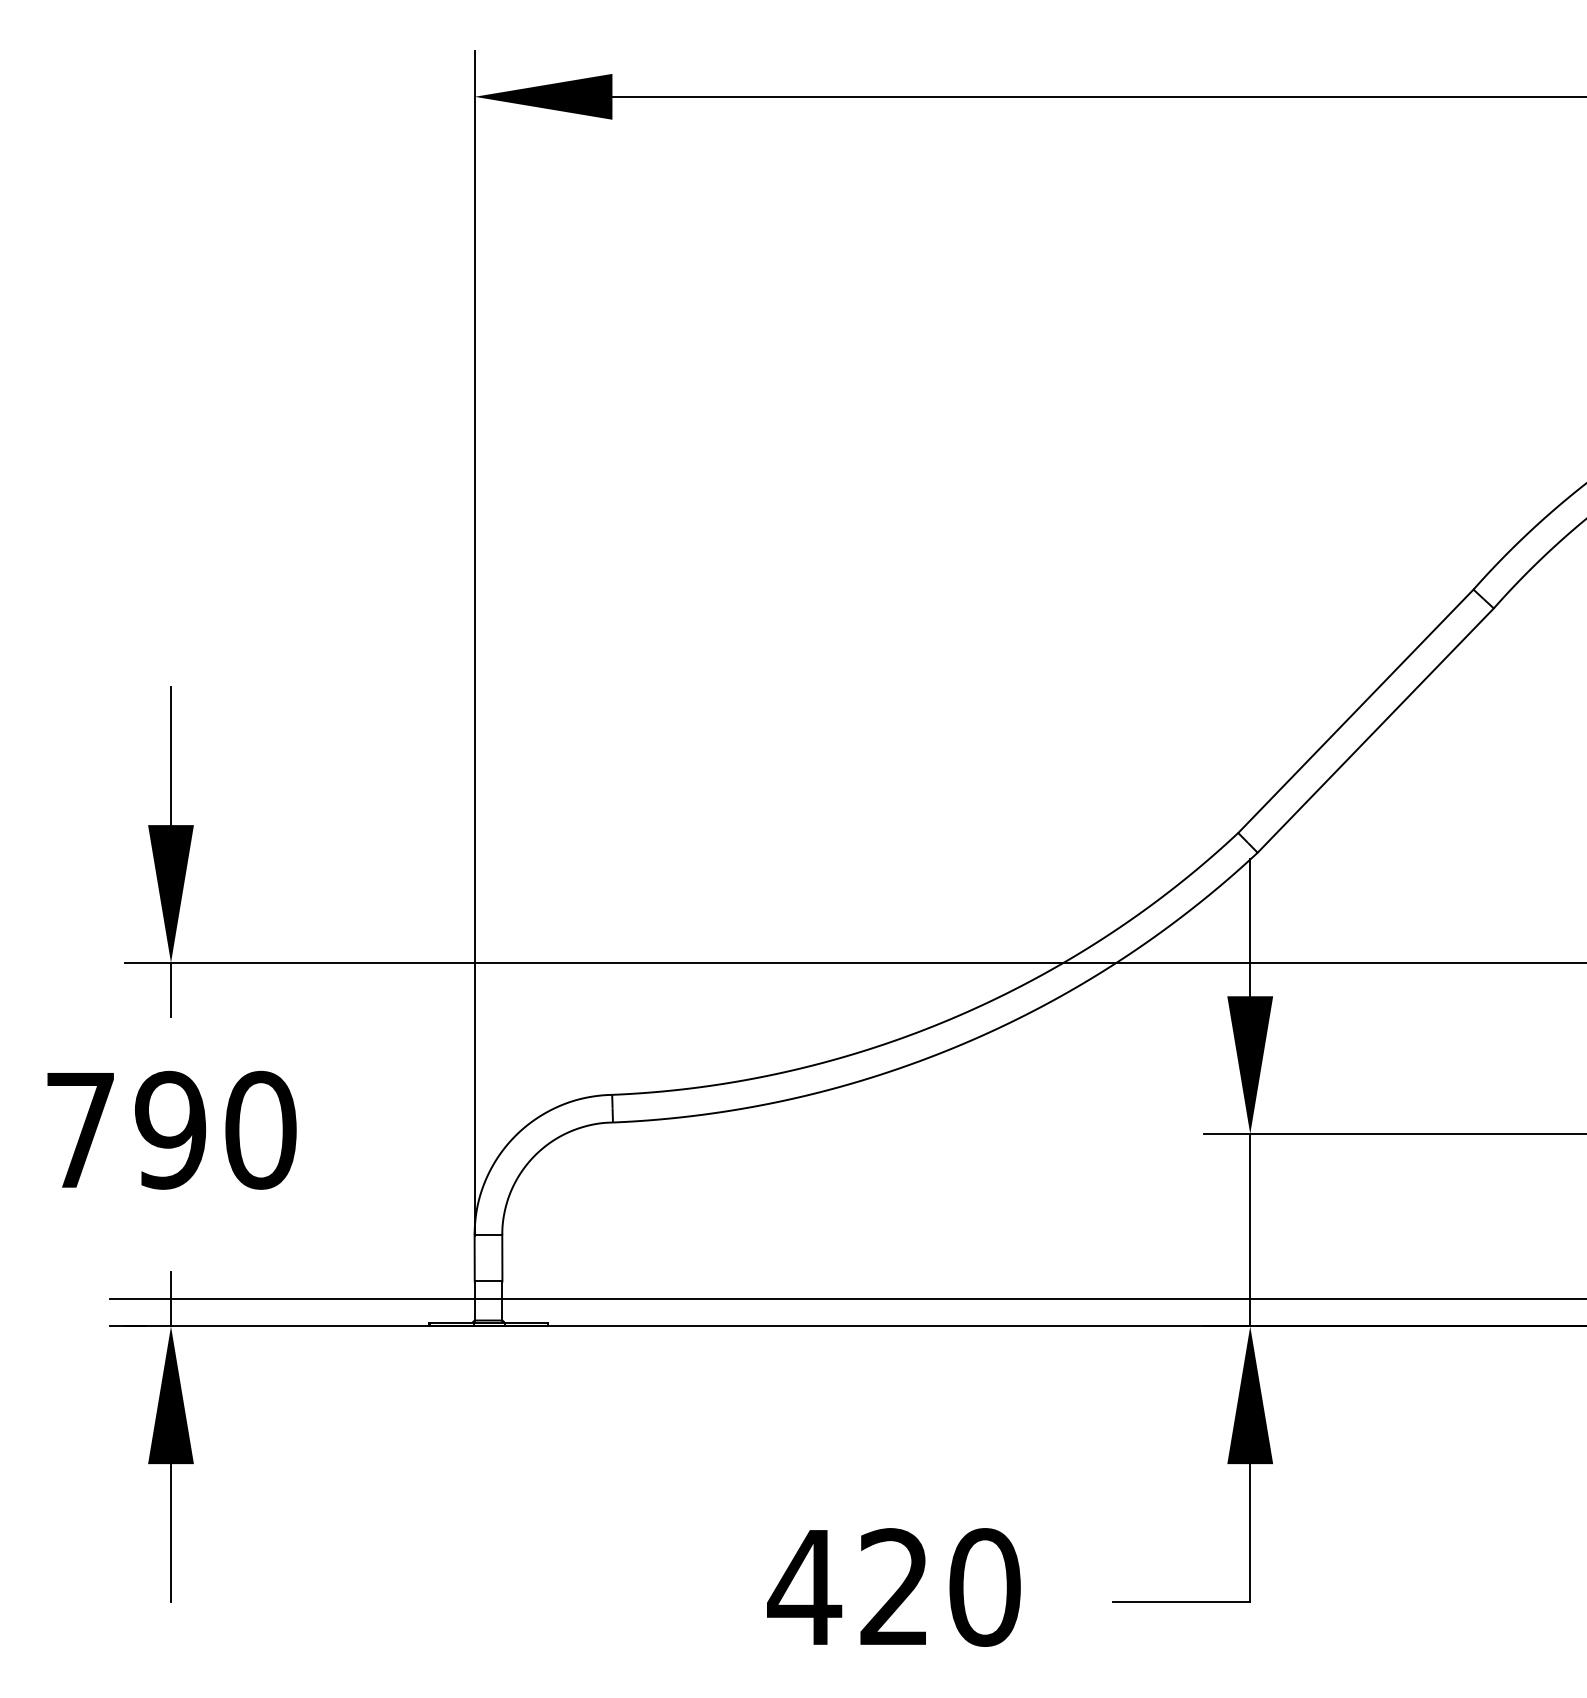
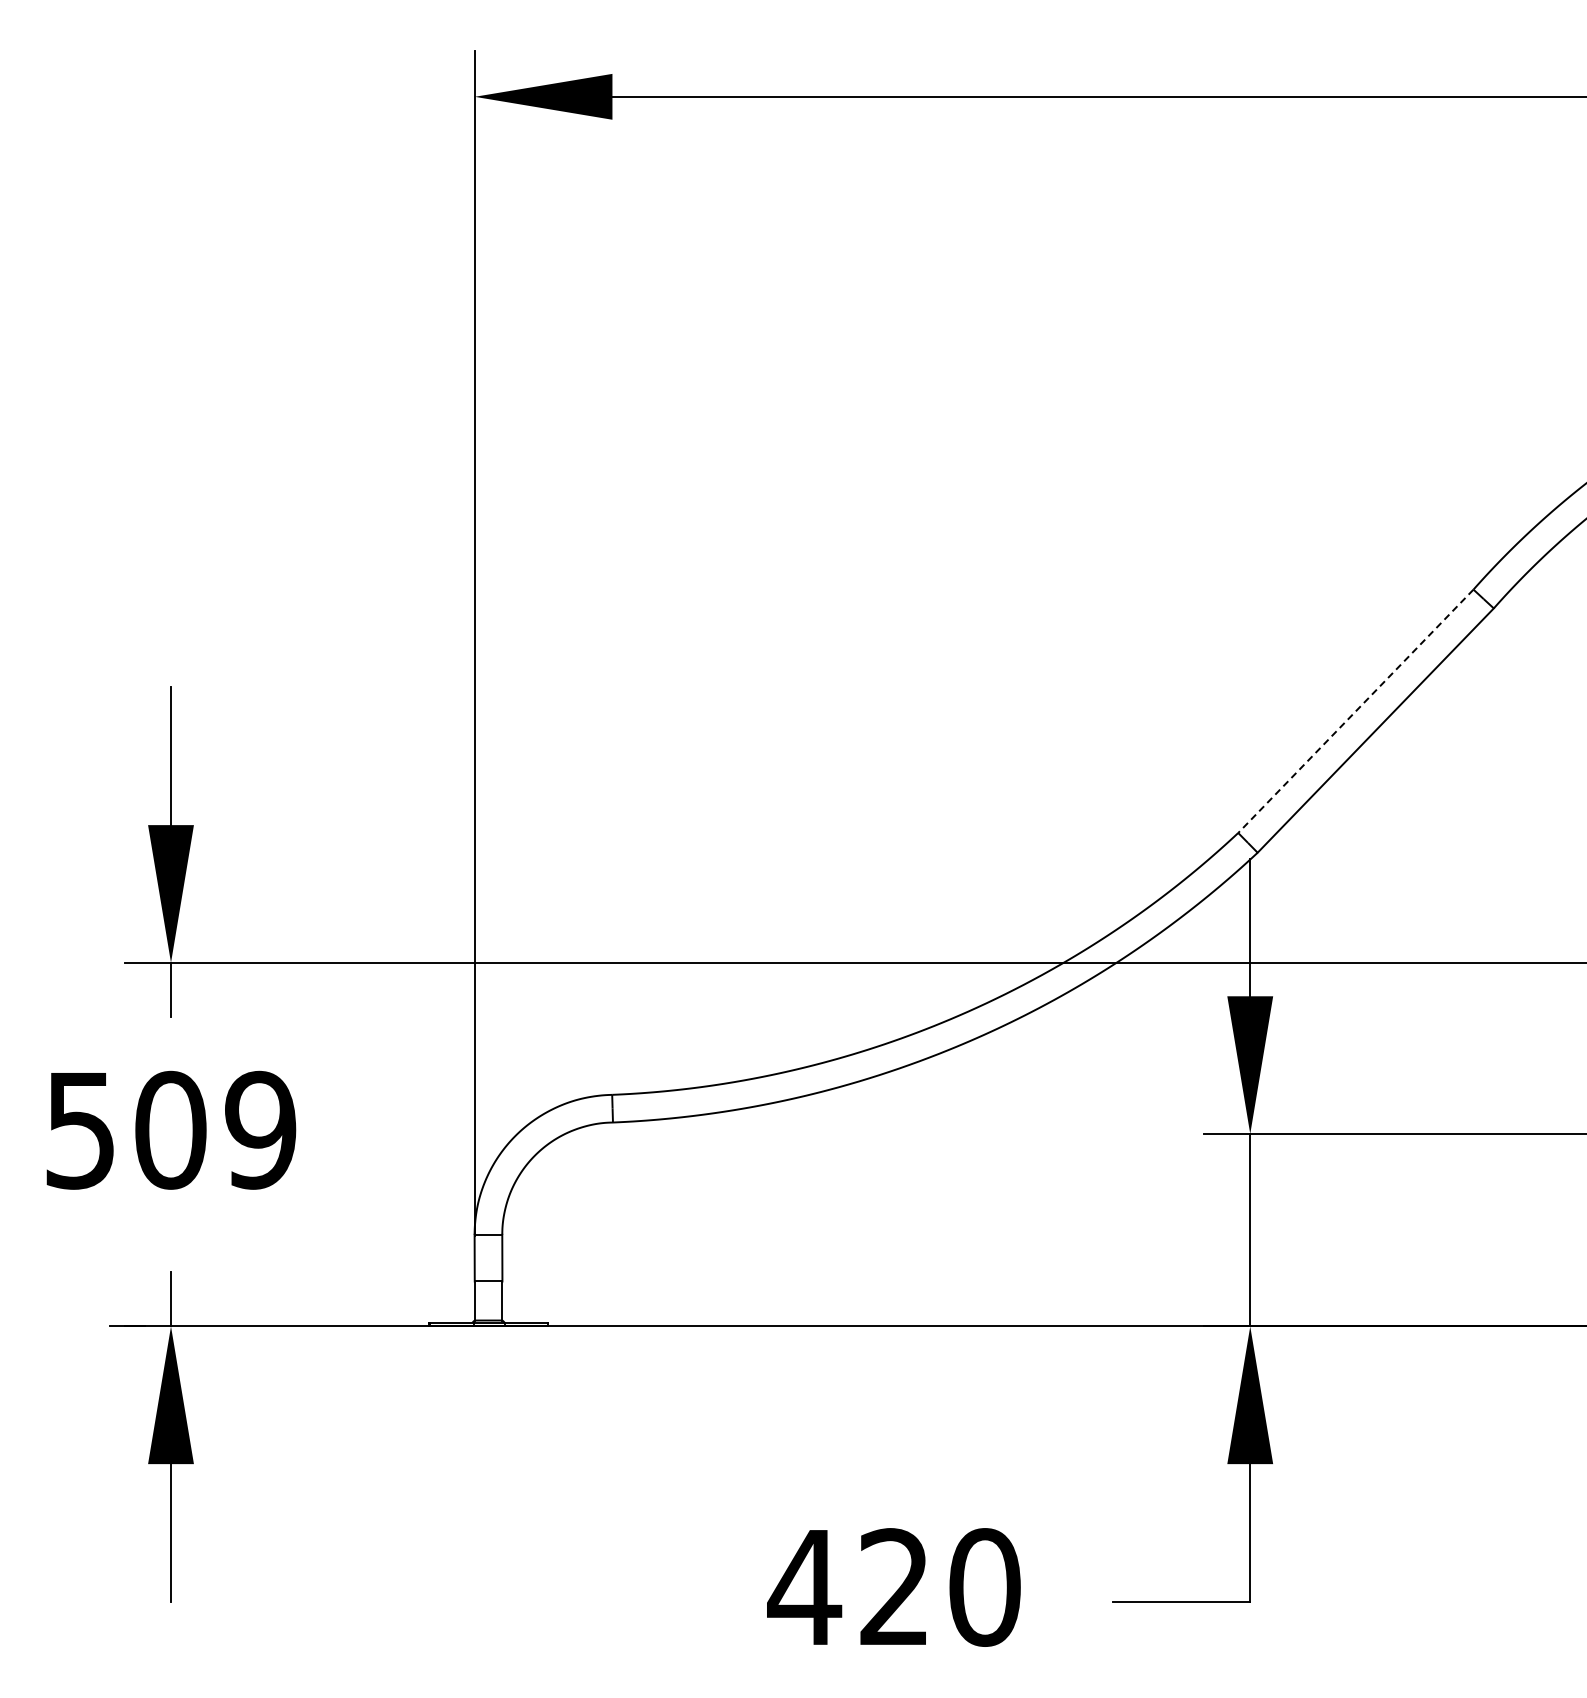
line: solid -> dashed (1355, 711)
text: 790 -> 509 (171, 1129)
line: present -> none (846, 1298)
